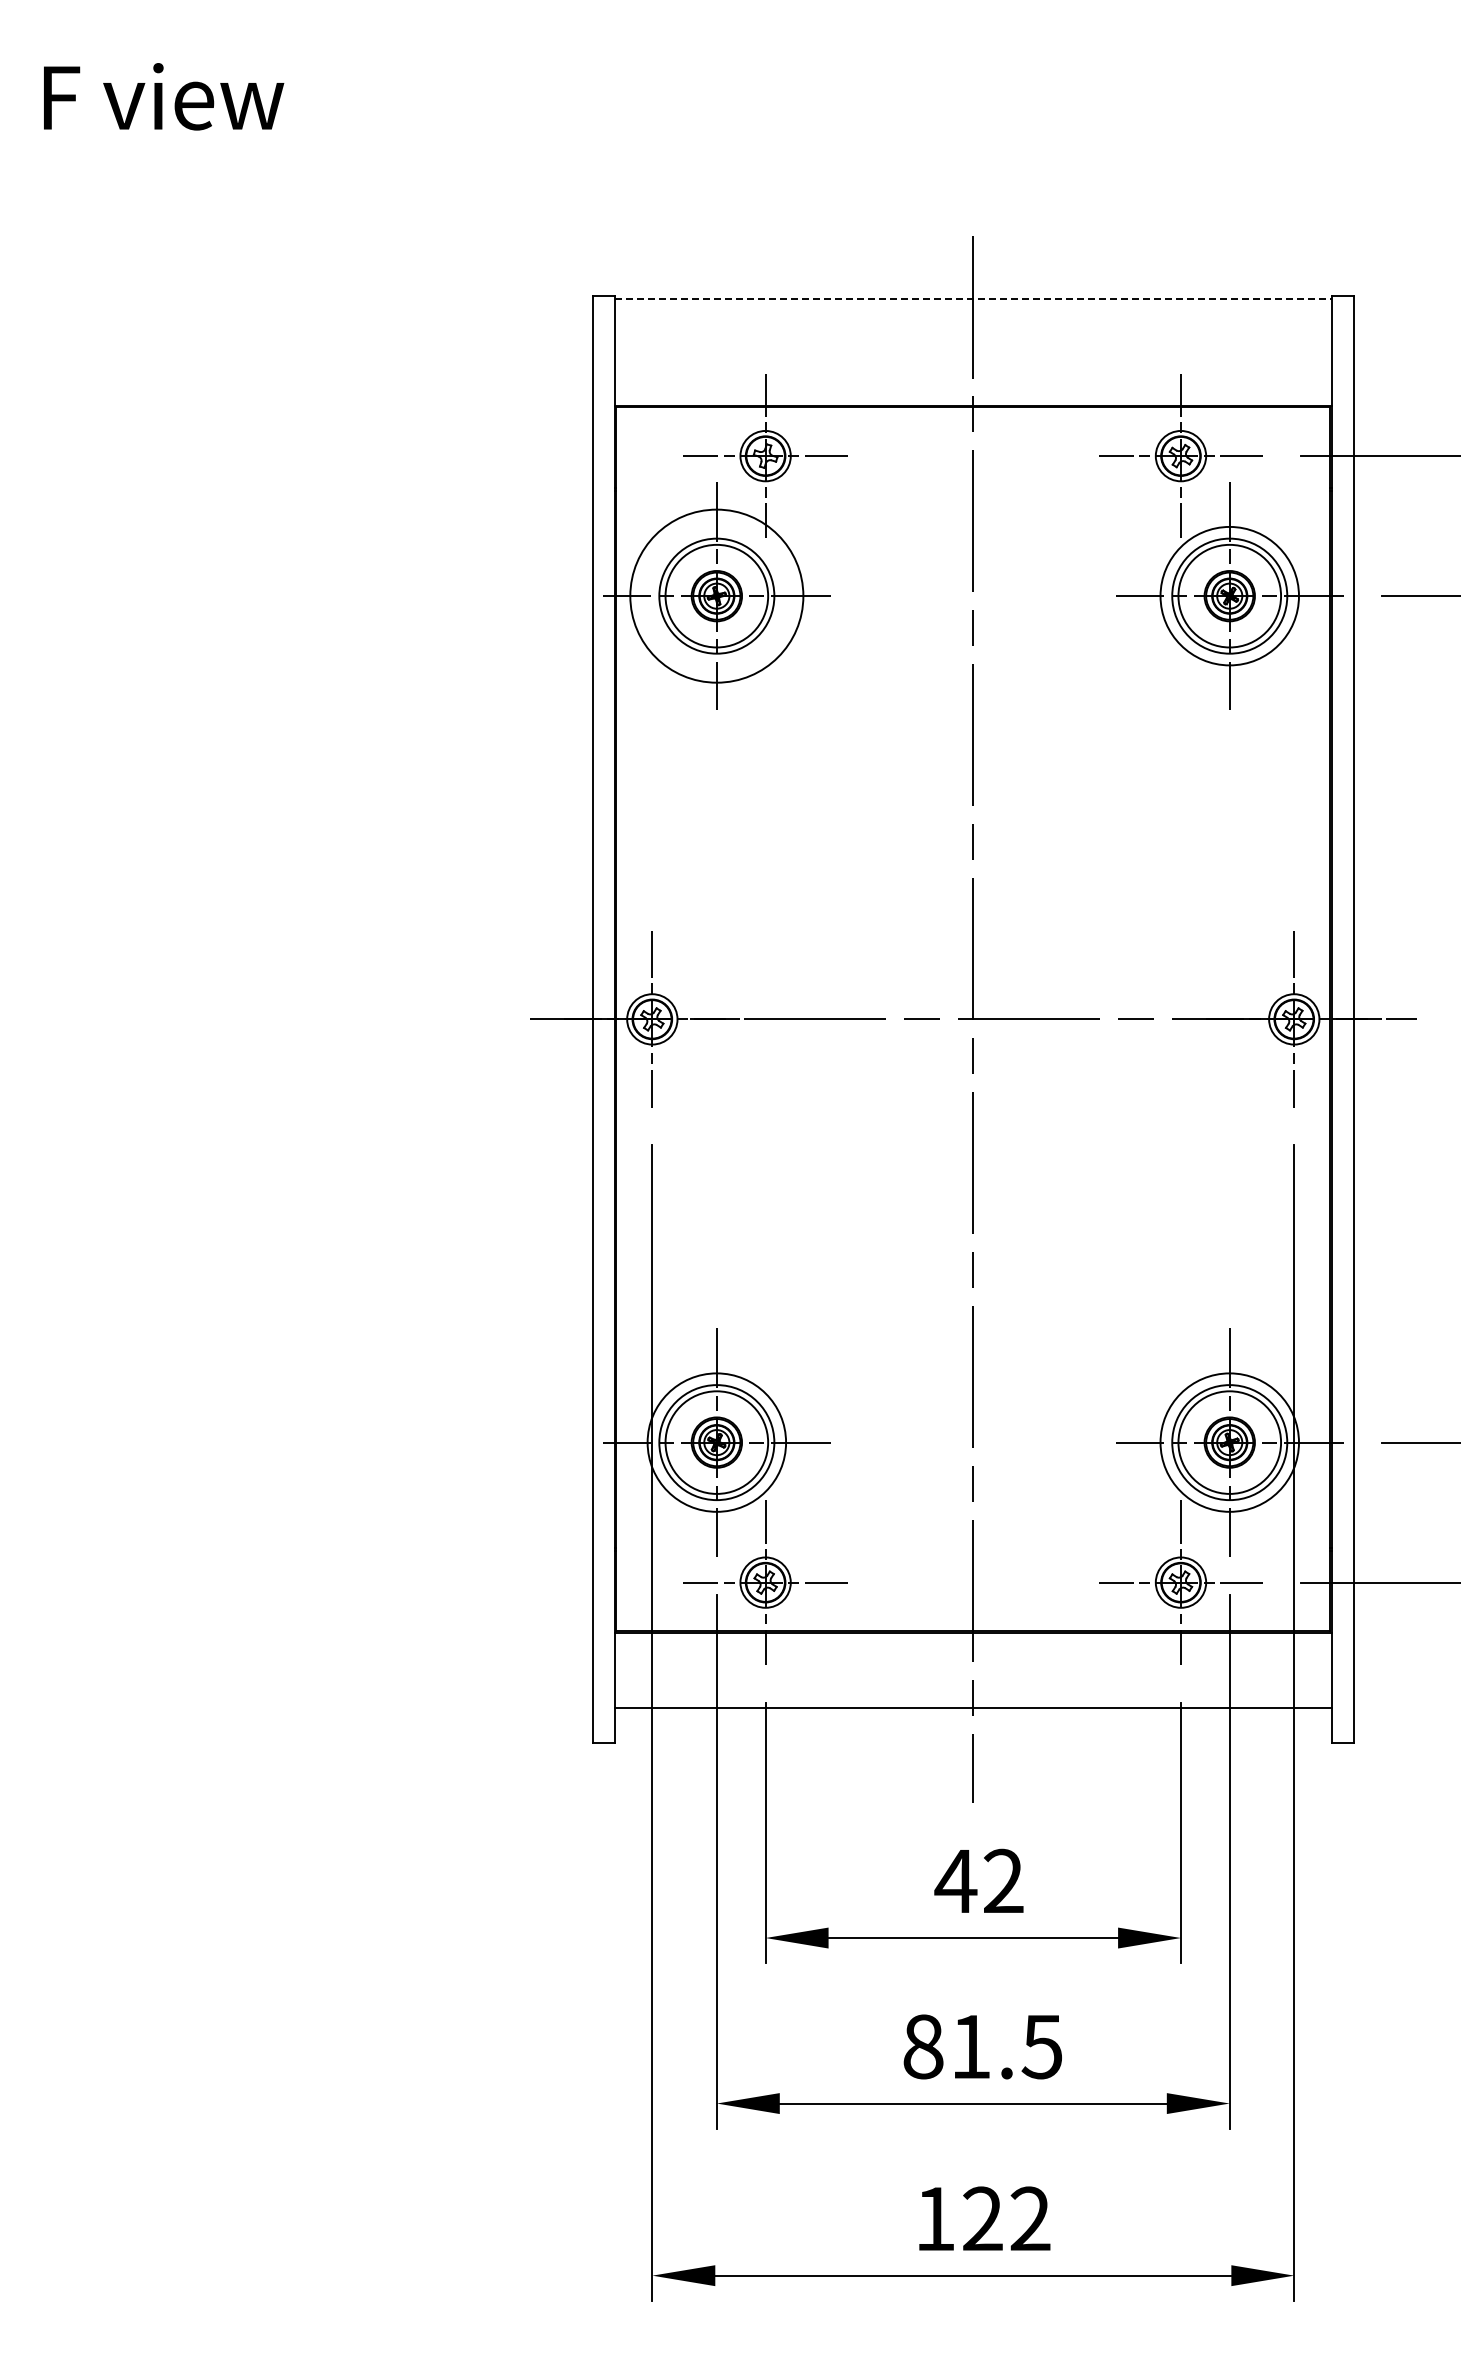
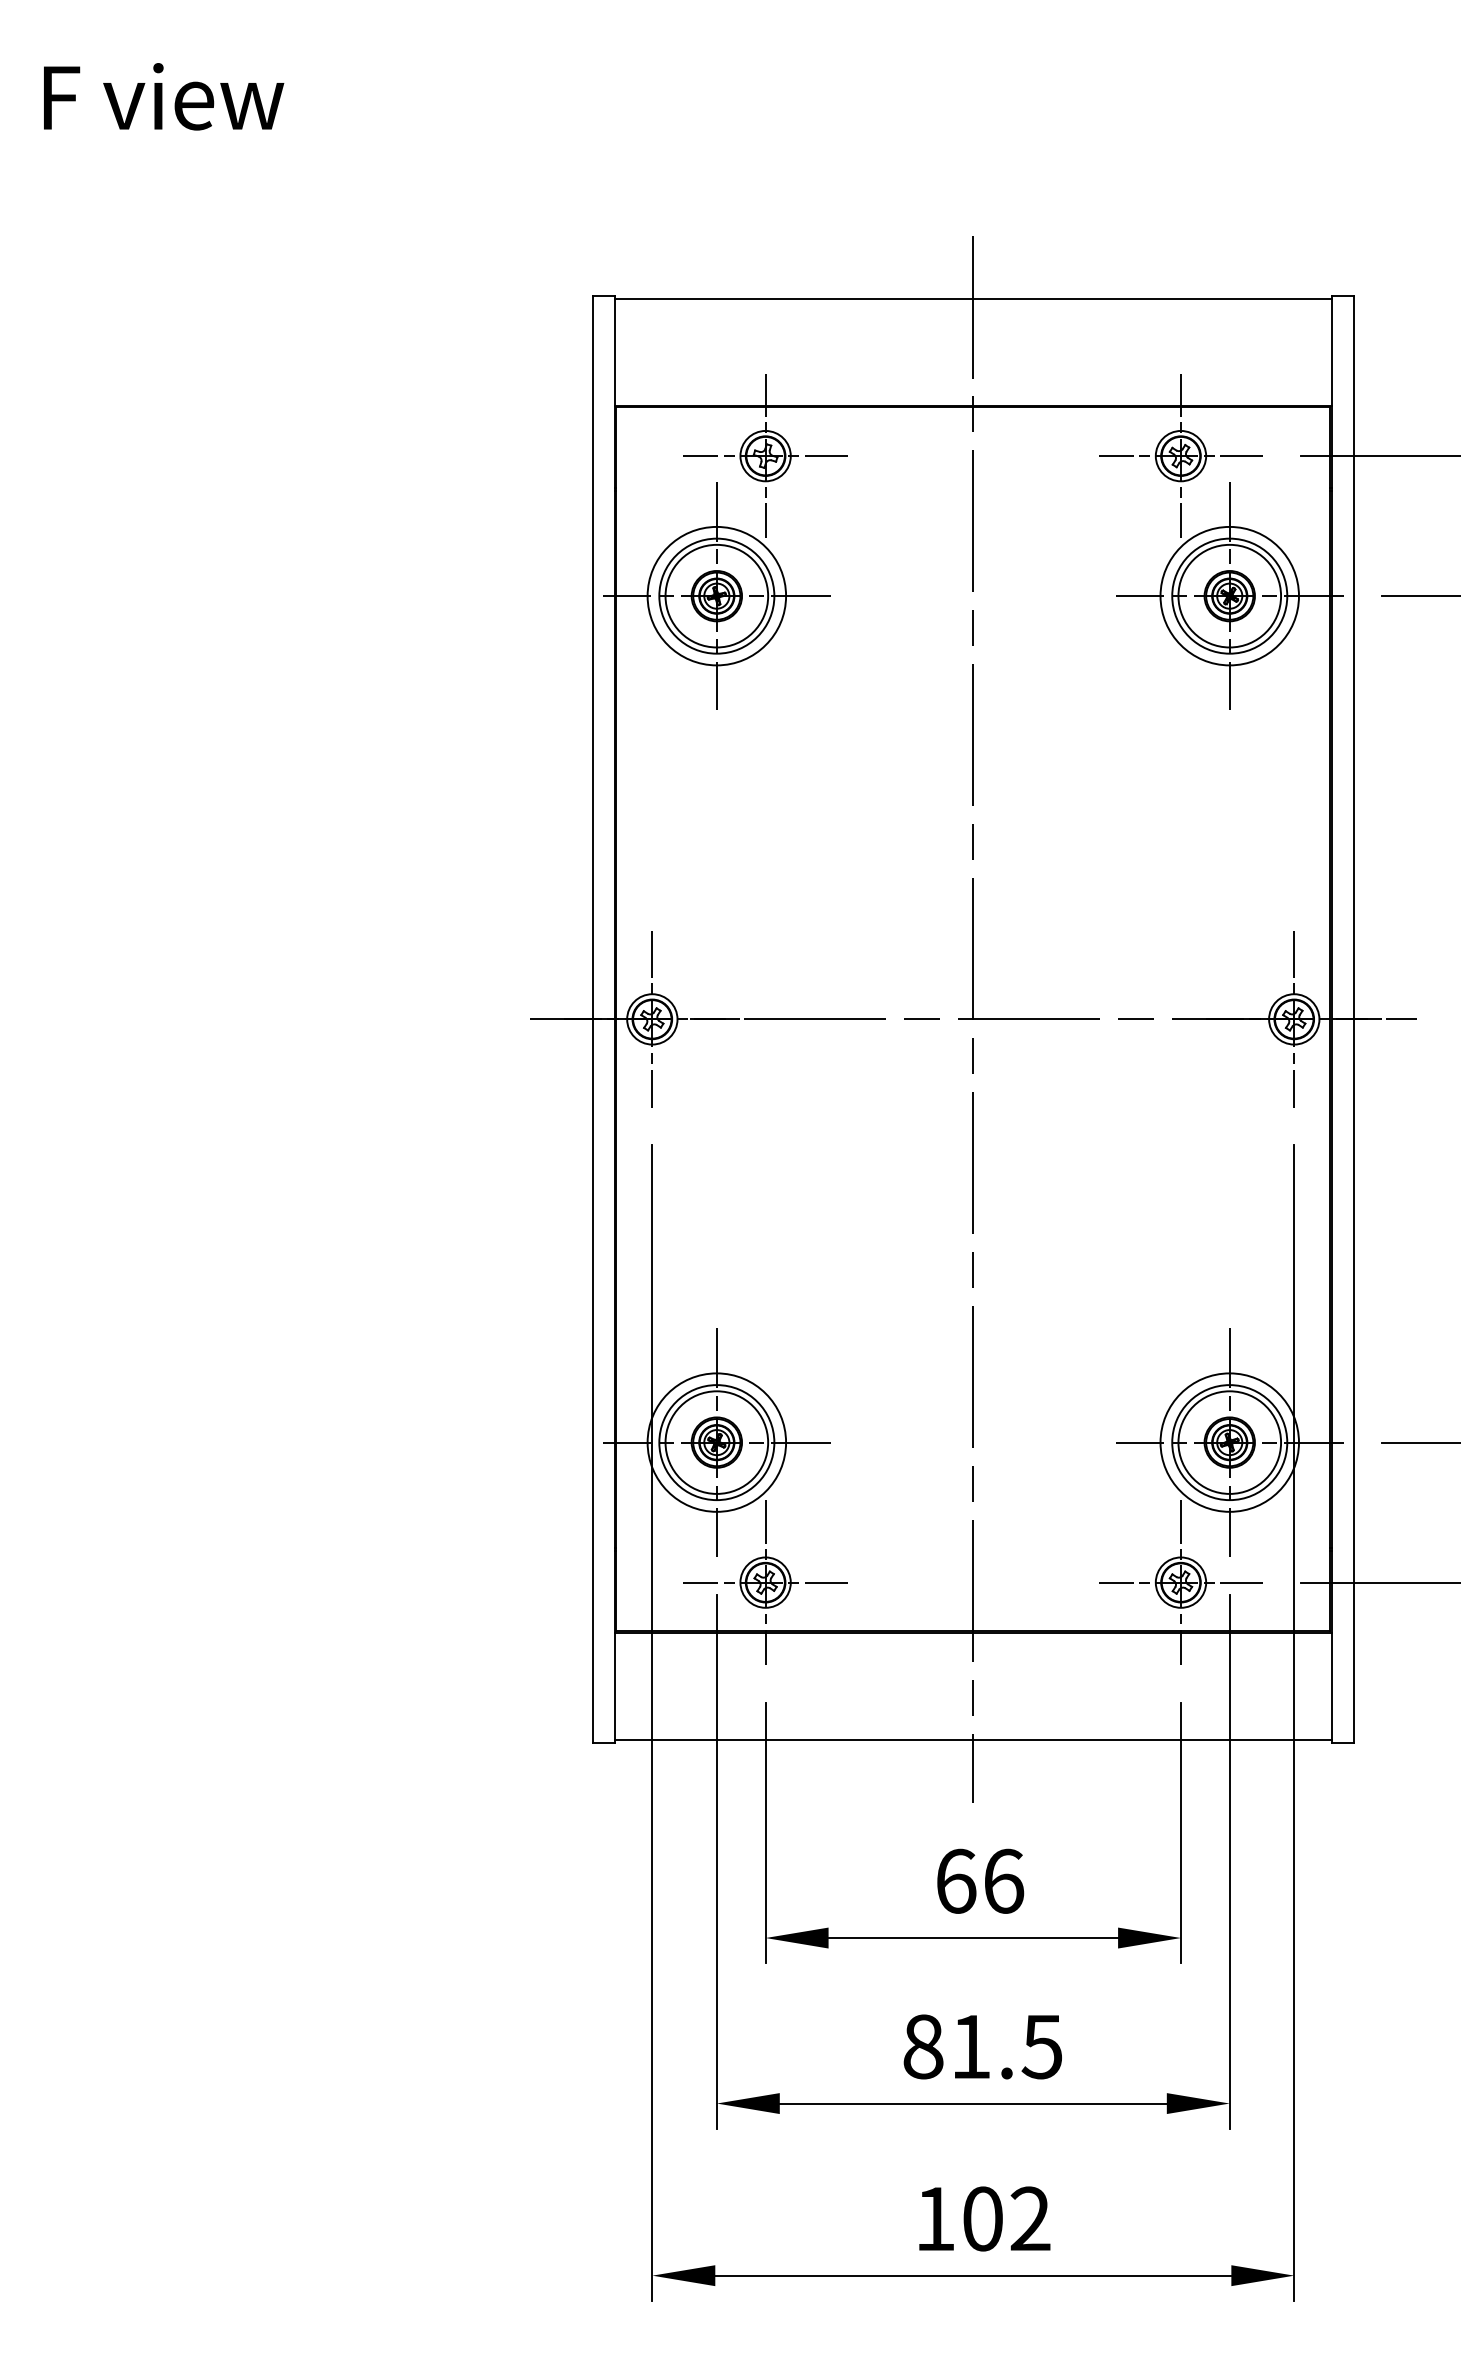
line: dashed -> solid (973, 298)
circle diameter: 173 px -> 138 px (716, 595)
line position: (973, 1707) -> (973, 1739) (973, 1739)
text: 42 -> 66 (979, 1880)
text: 122 -> 102 (982, 2218)
